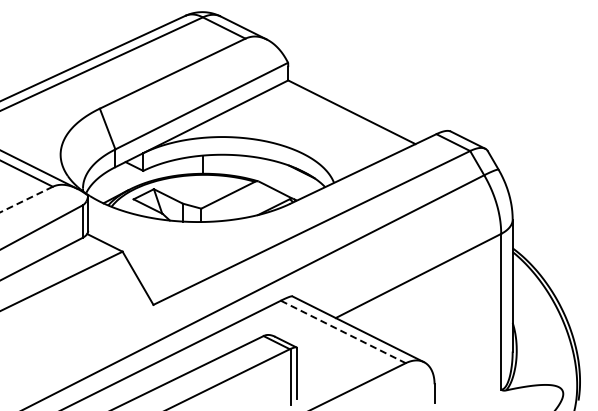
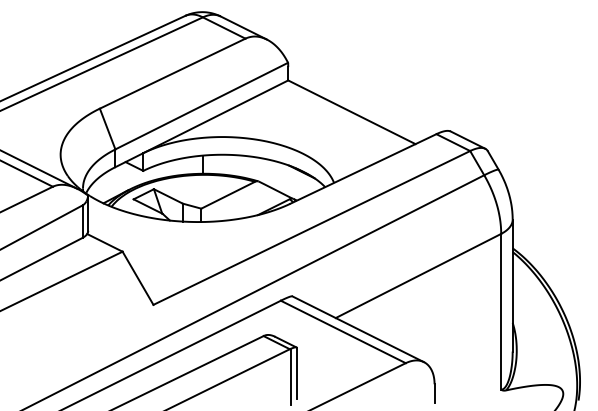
line: dashed -> solid (26, 199)
line: dashed -> solid (343, 331)
